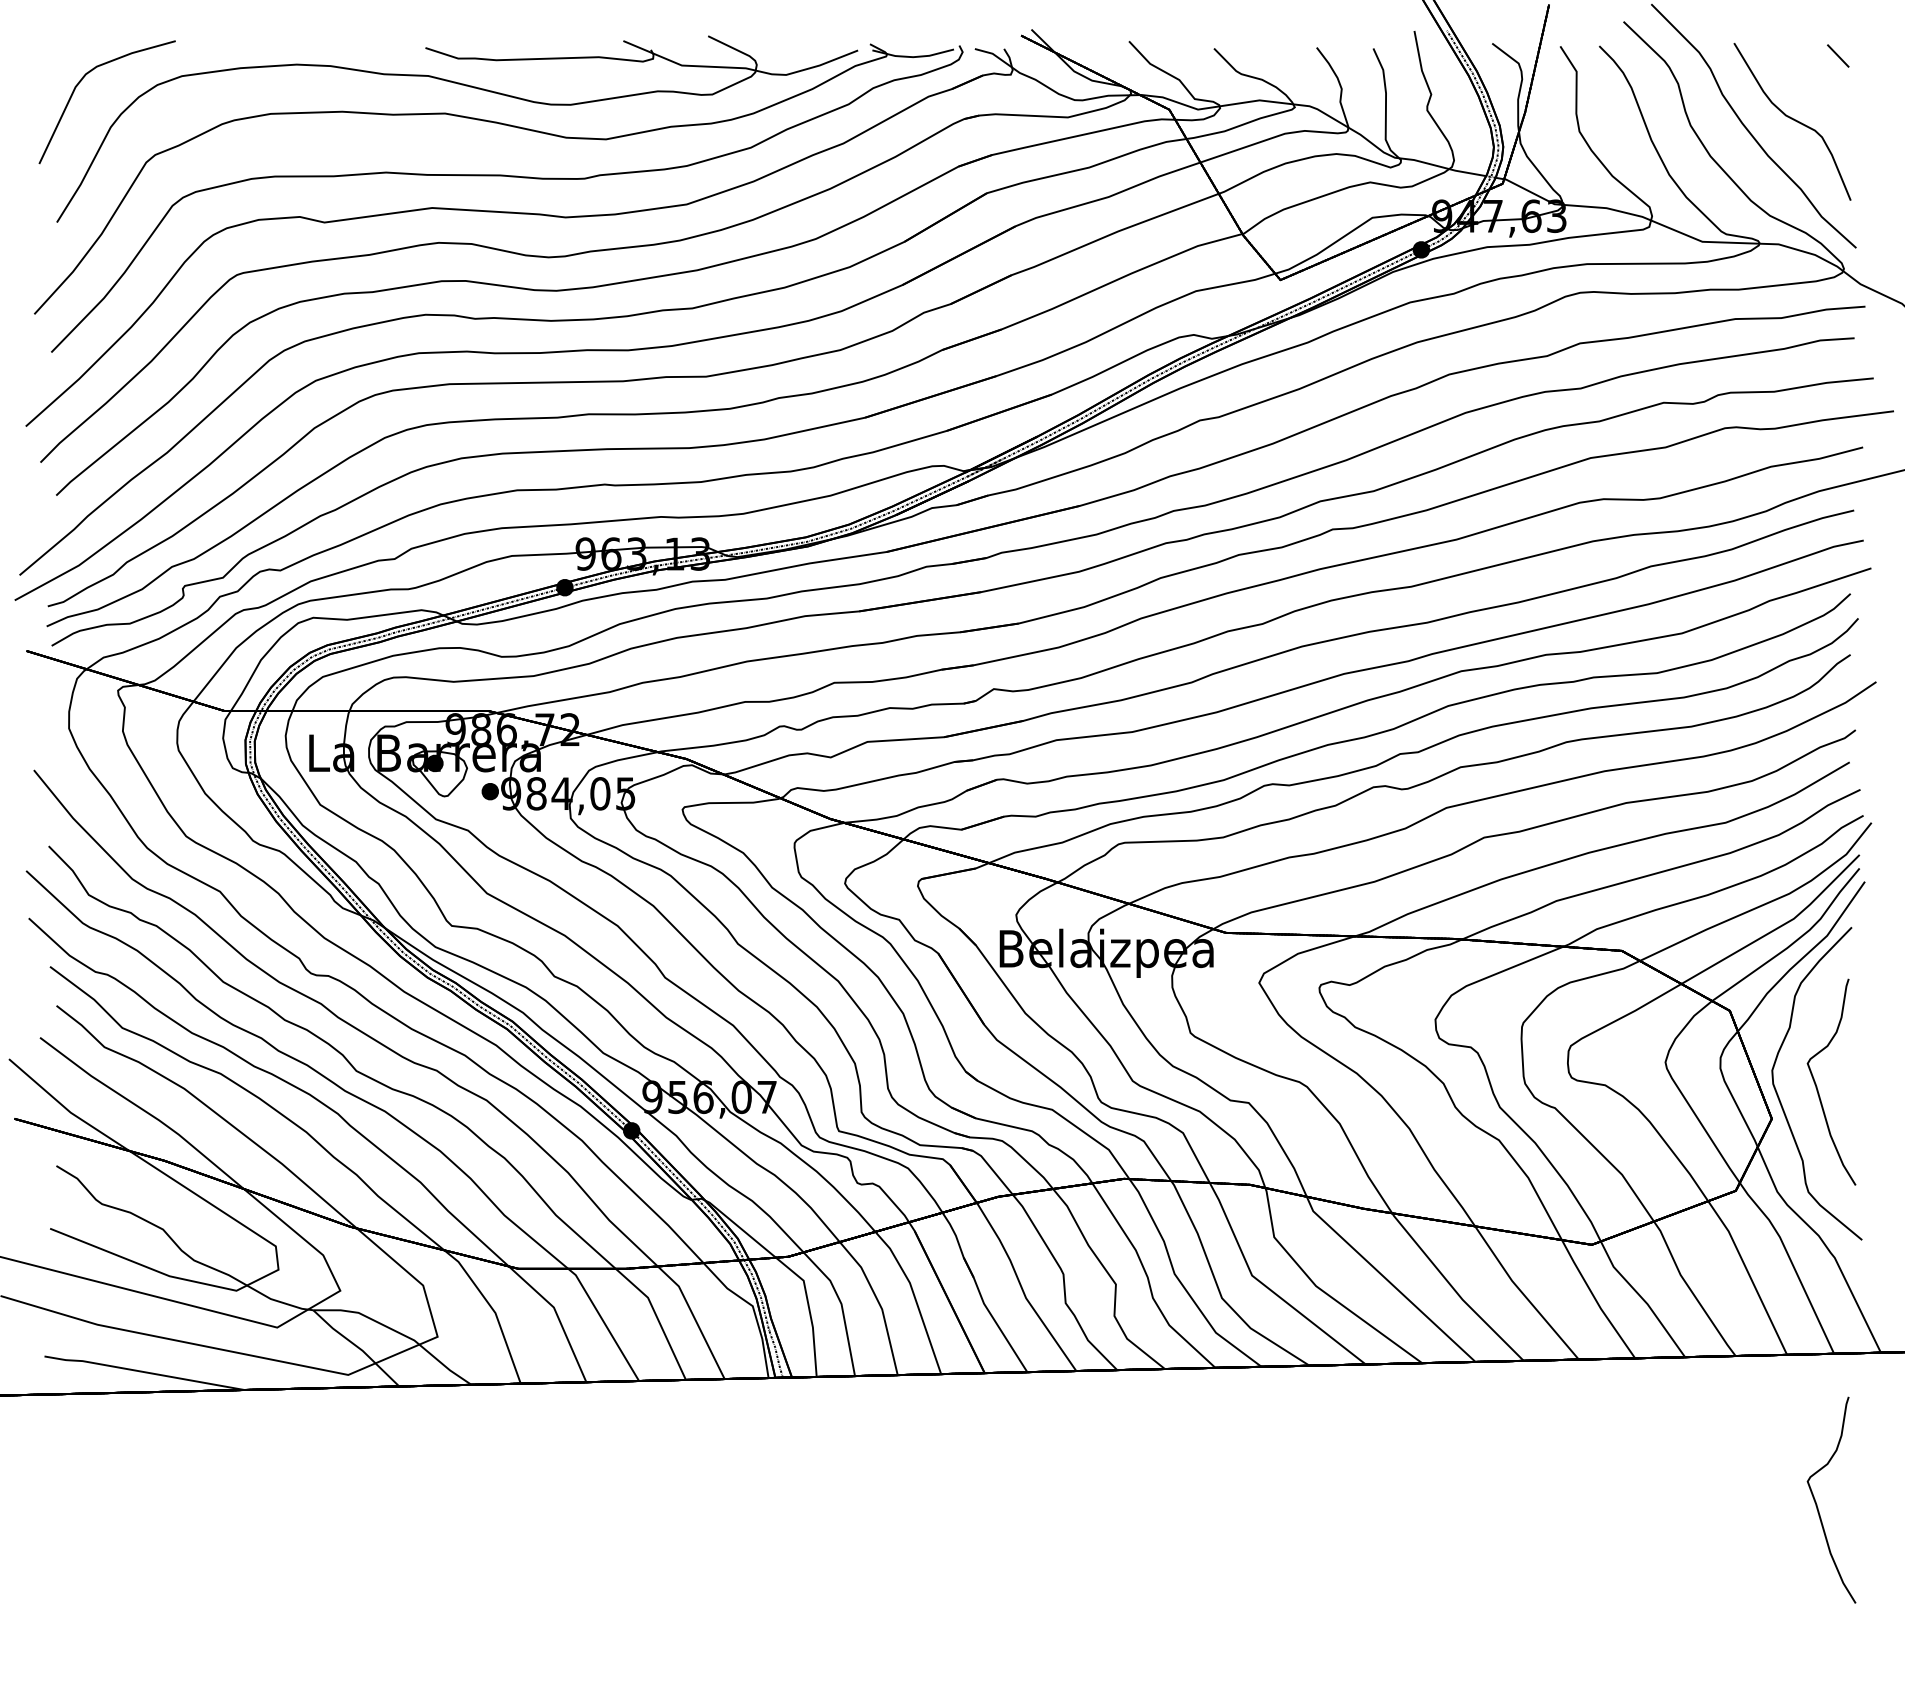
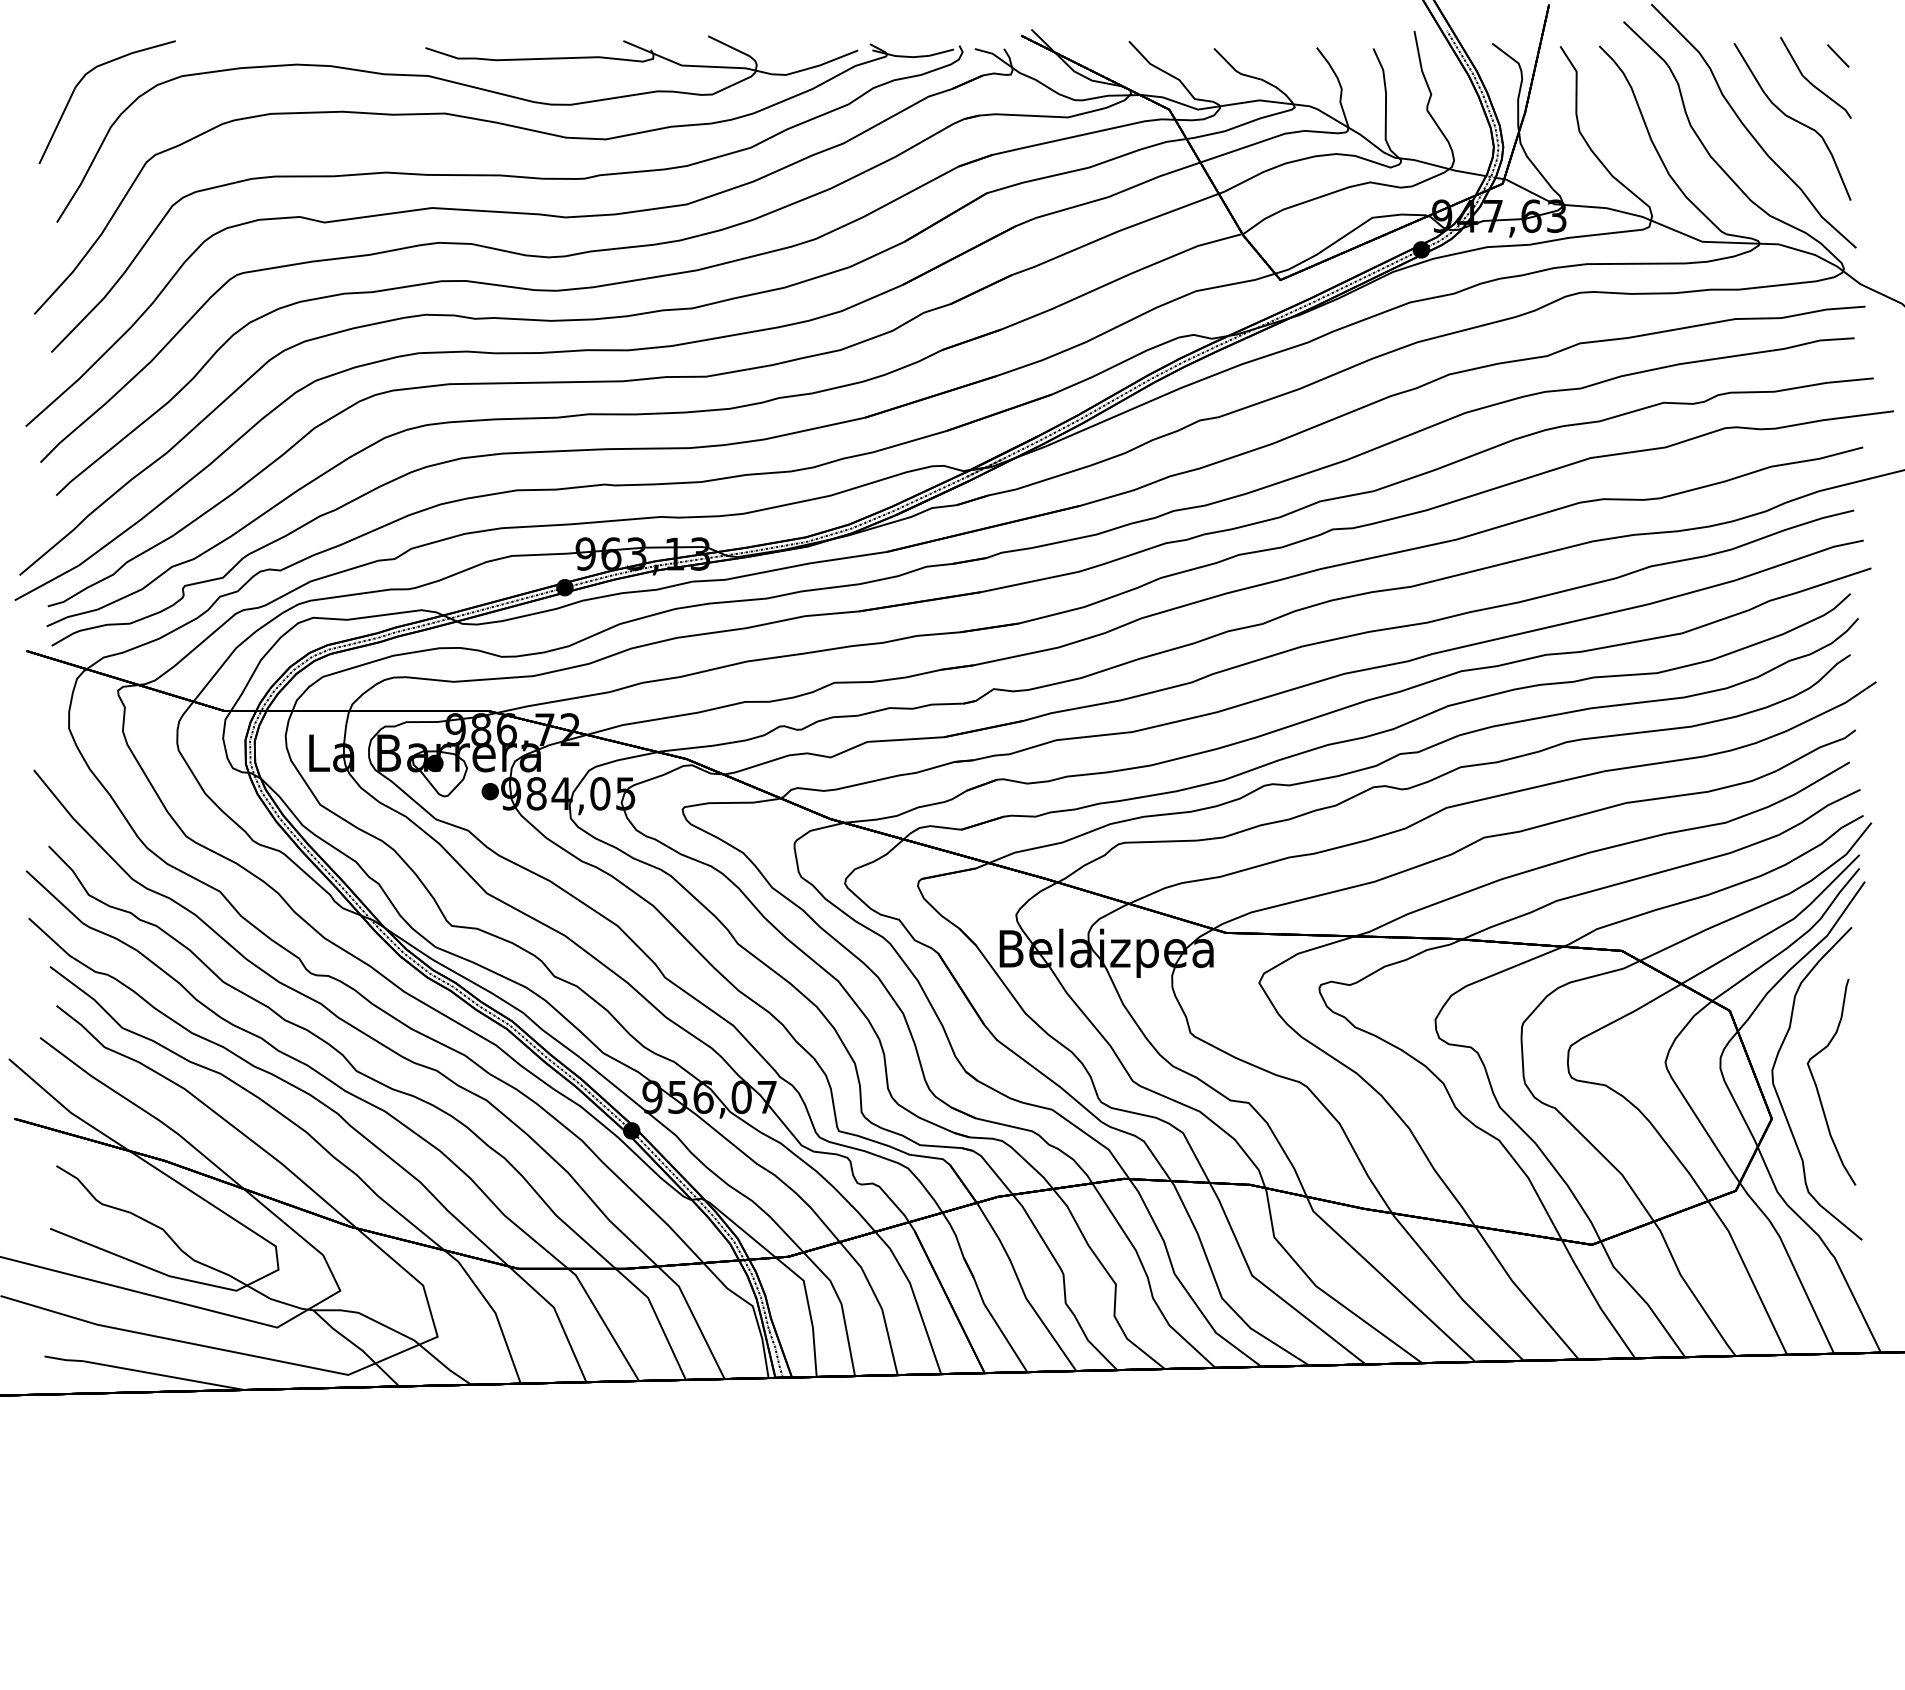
line: none -> present (1810, 81)
curve: present -> none (1817, 1504)
